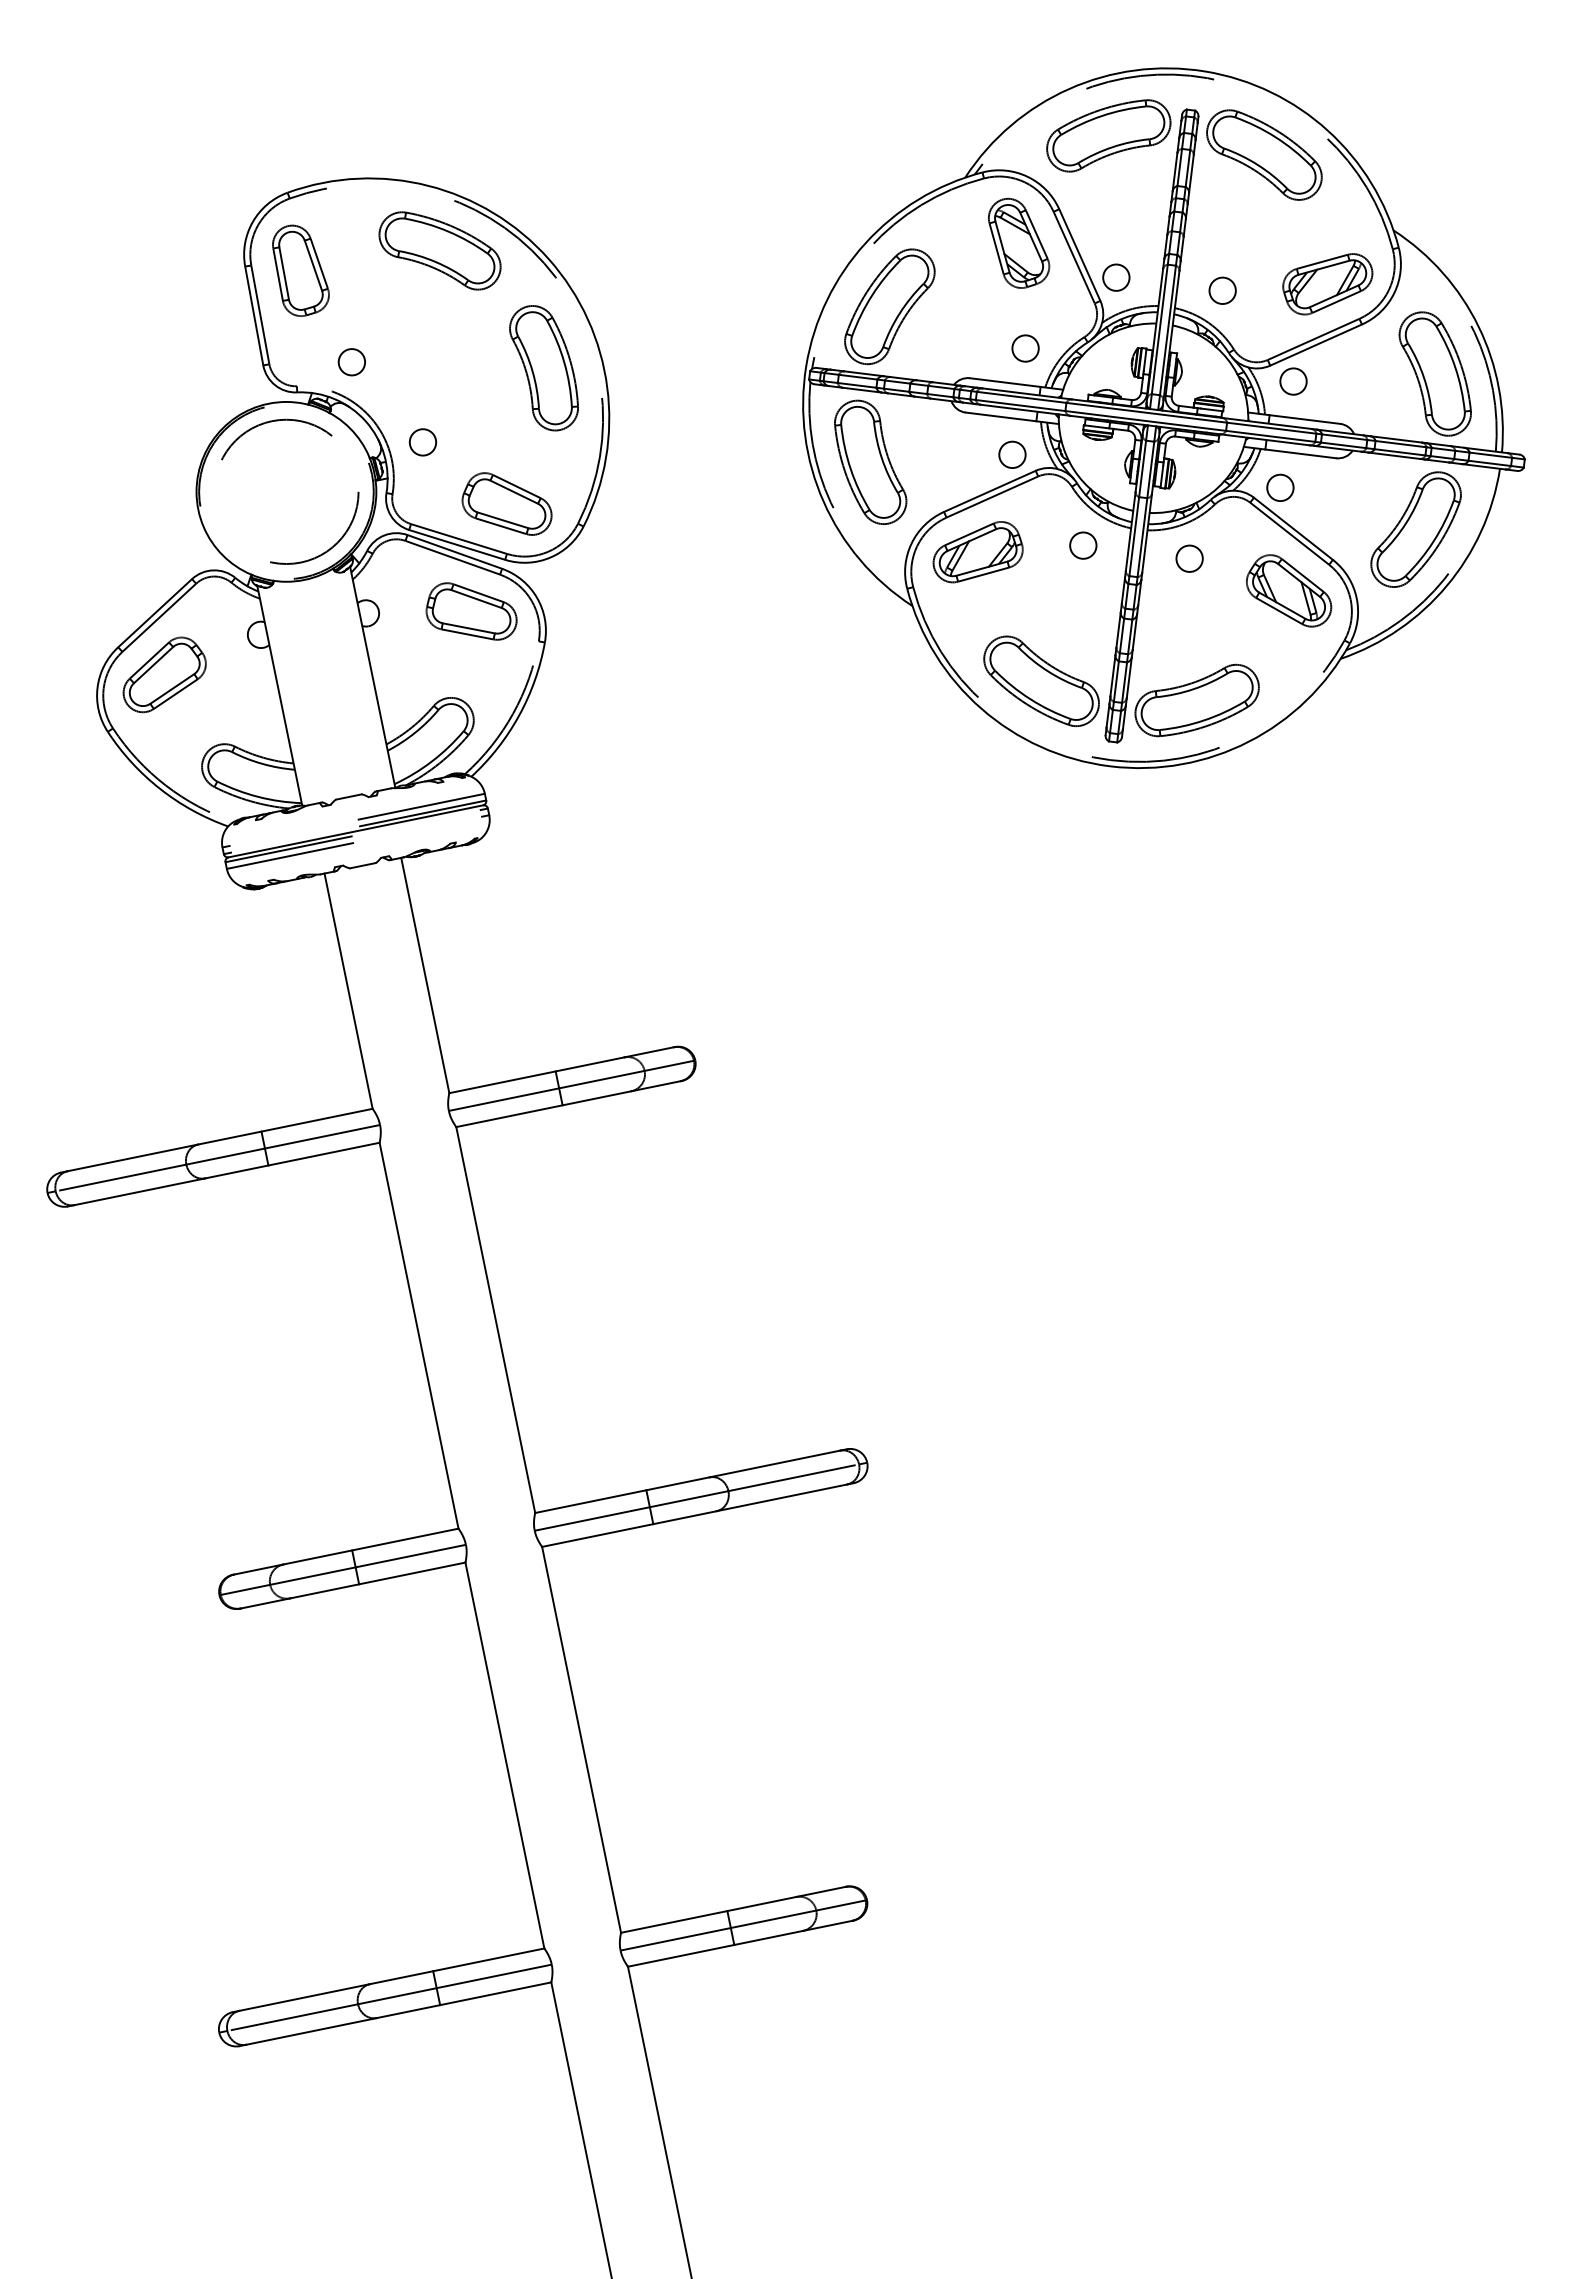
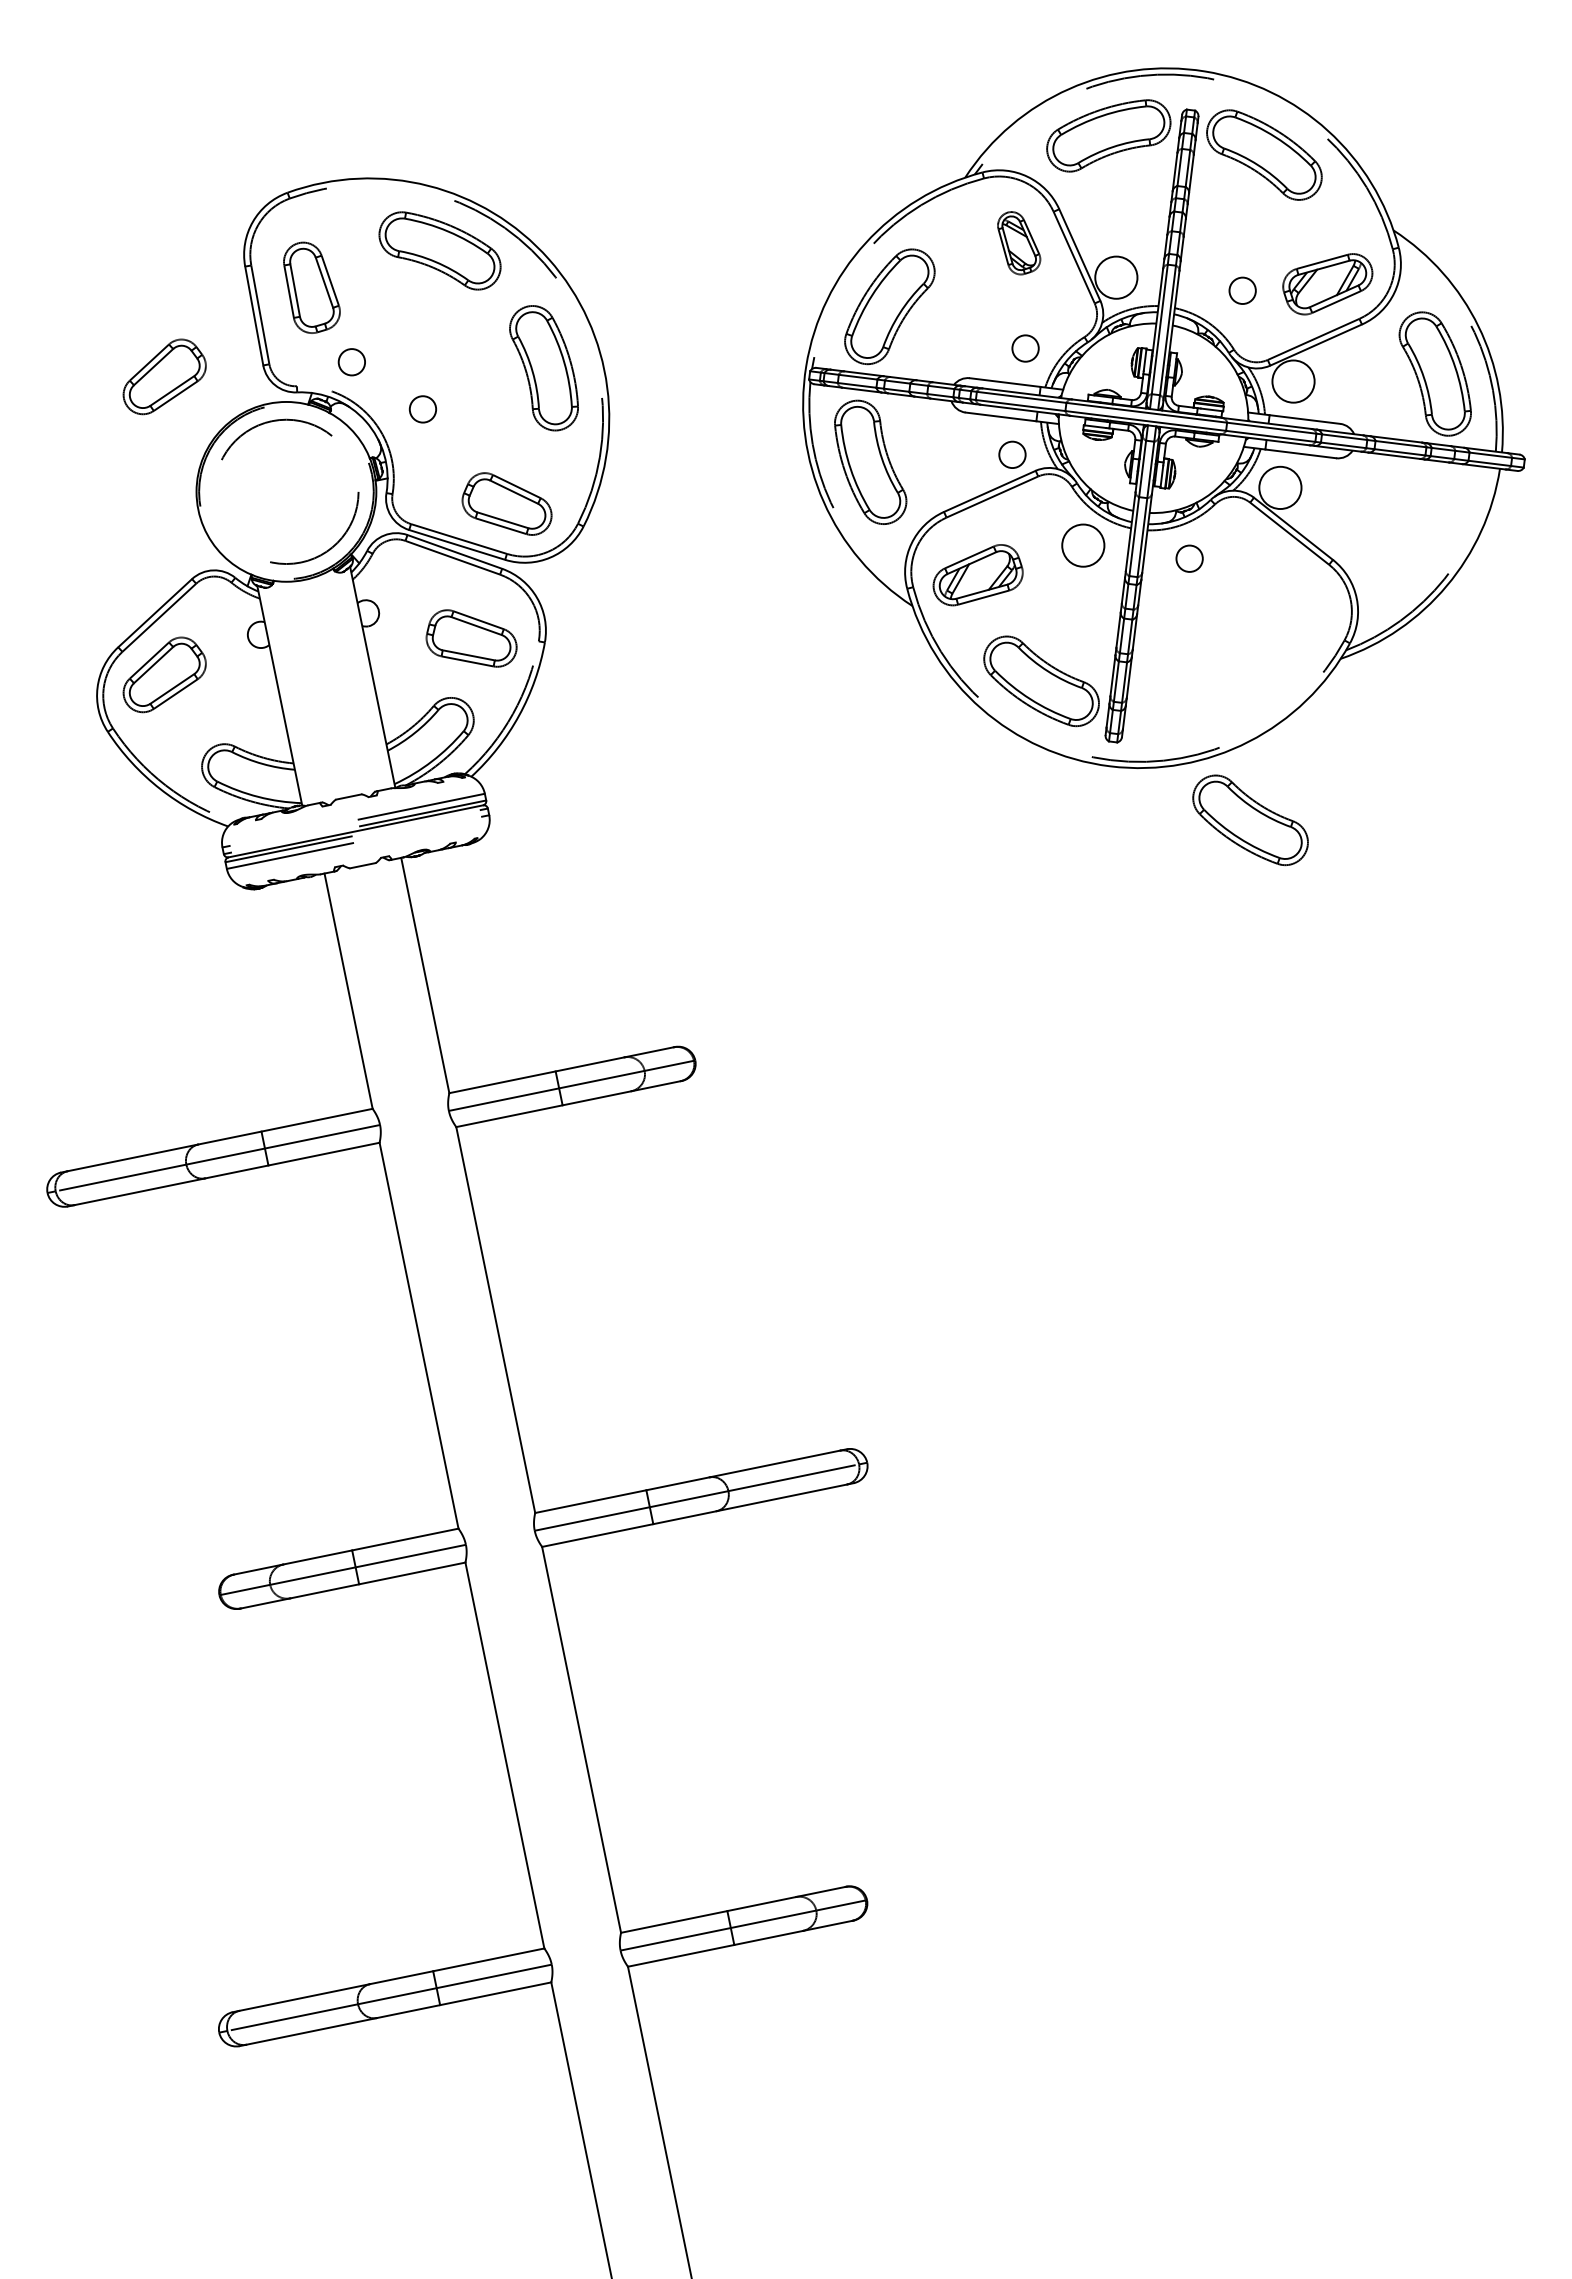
part size: 63x92 px -> 45x65 px (1019, 243)
part position: (300, 270) -> (311, 287) (311, 287)
circle diameter: 26 px -> 42 px (1116, 277)
circle position: (1222, 290) -> (1242, 290) (1242, 290)
part: none -> present (164, 376)
circle diameter: 26 px -> 42 px (1293, 381)
circle position: (422, 442) -> (422, 409) (422, 409)
circle diameter: 26 px -> 42 px (1280, 487)
part: present -> none (1415, 529)
circle diameter: 26 px -> 42 px (1083, 545)
part position: (977, 552) -> (977, 575) (977, 575)
part: present -> none (1289, 590)
part position: (471, 611) -> (471, 638) (471, 638)
part: present -> none (1196, 700)
part: none -> present (1250, 820)
